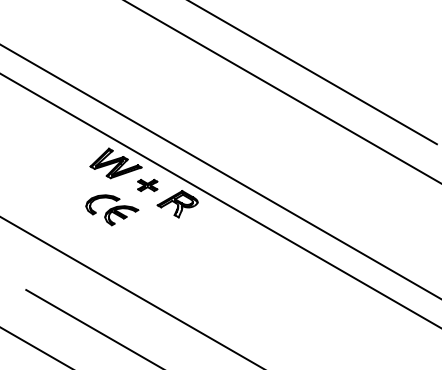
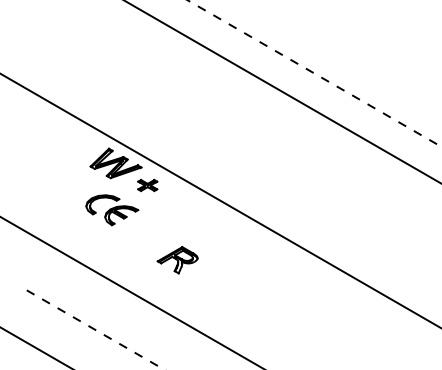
line: solid -> dashed (312, 72)
line: present -> none (220, 171)
part position: (177, 204) -> (177, 260) (177, 260)
line: solid -> dashed (95, 329)
